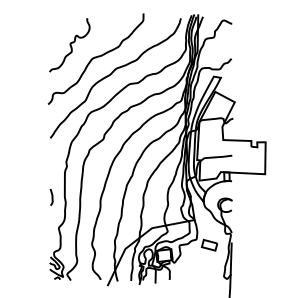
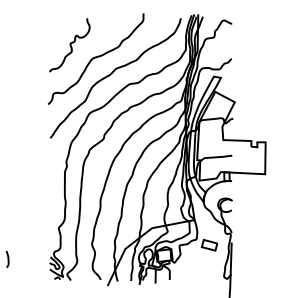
curve position: (51, 196) -> (7, 258) (7, 258)
